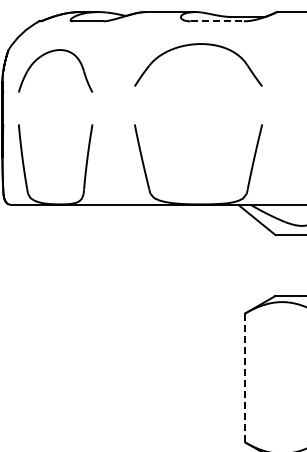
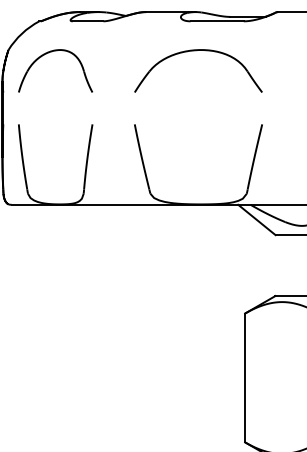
line: dashed -> solid (217, 21)
part position: (196, 45) -> (196, 51) (196, 51)
line: dashed -> solid (245, 377)
